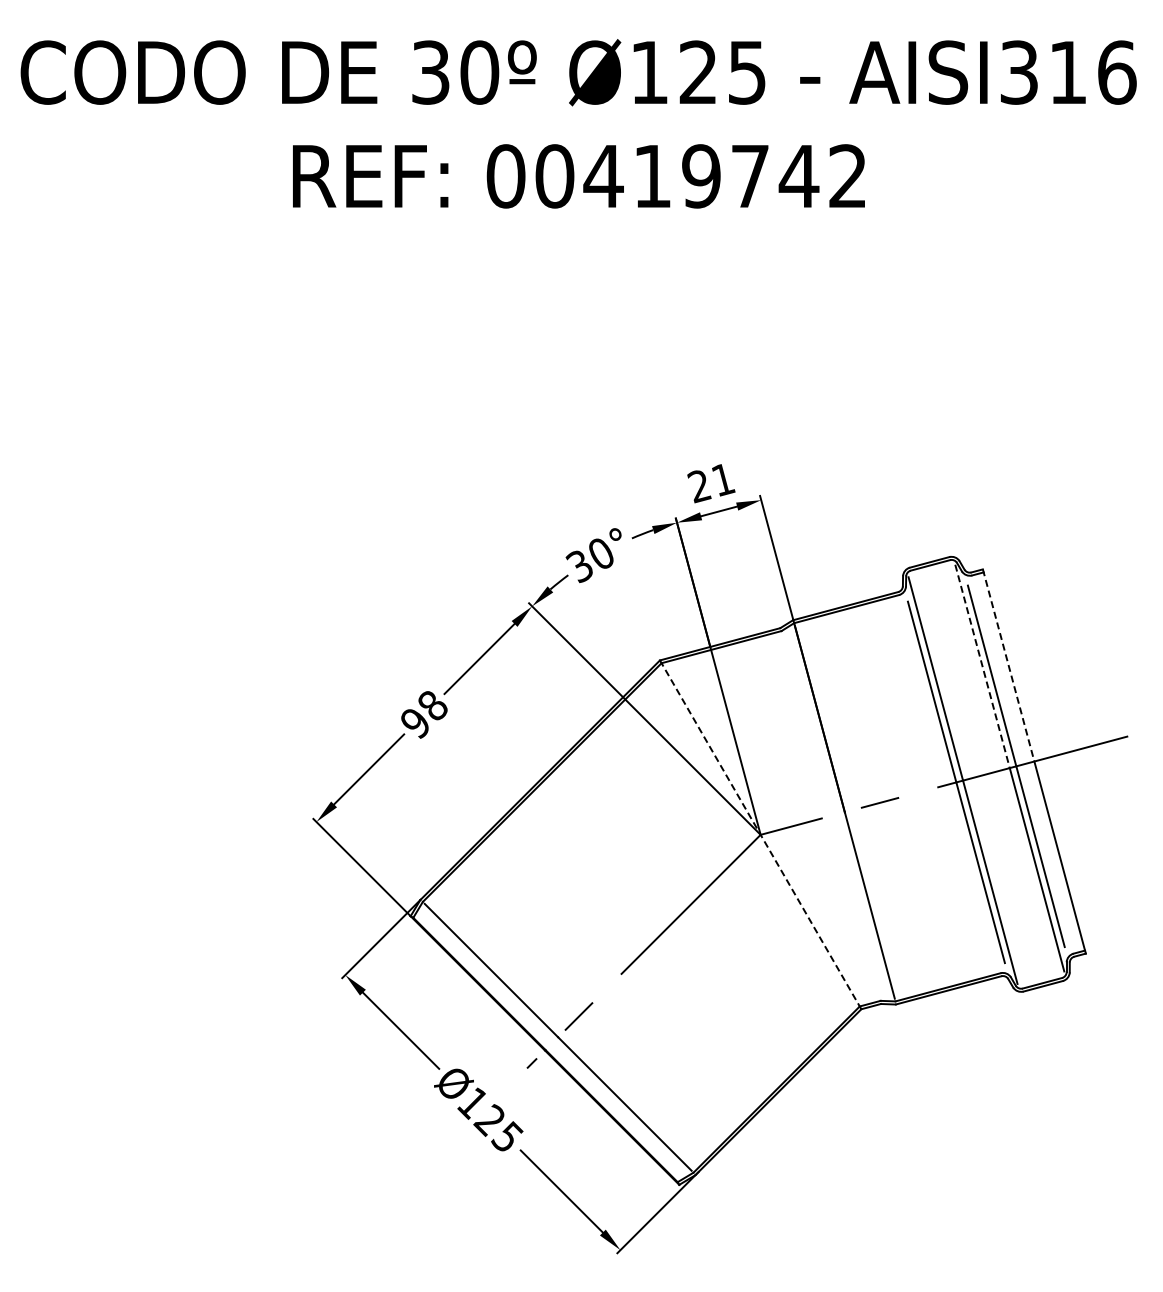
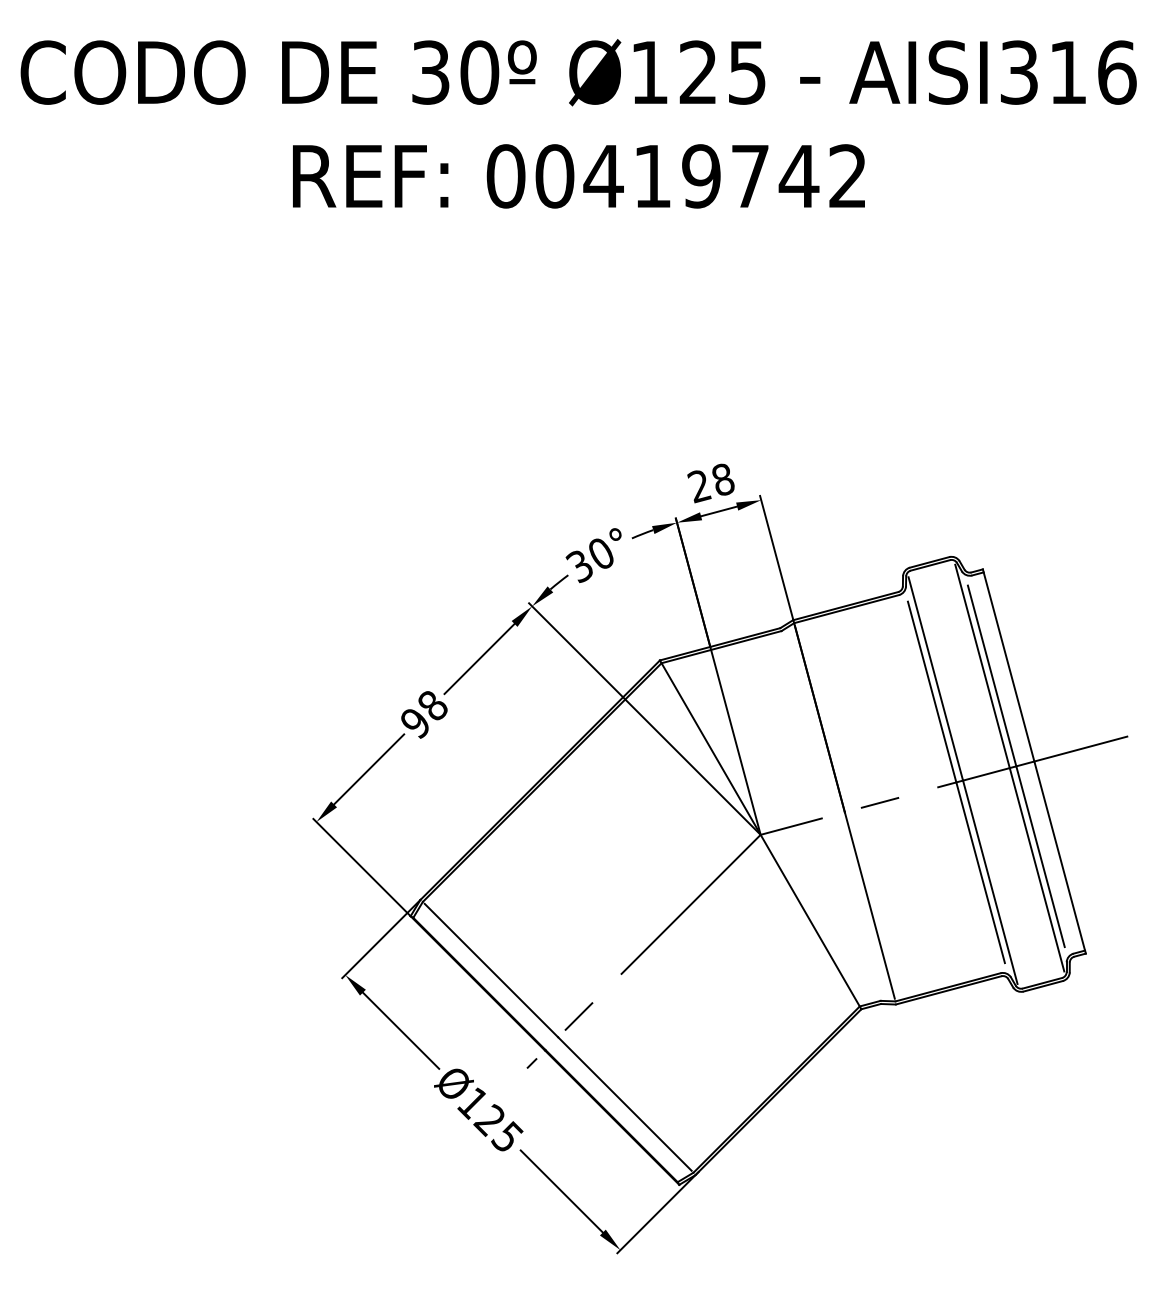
text: 21 -> 28 (723, 479)
line: dashed -> solid (1008, 665)
line: dashed -> solid (982, 666)
line: dashed -> solid (760, 835)
